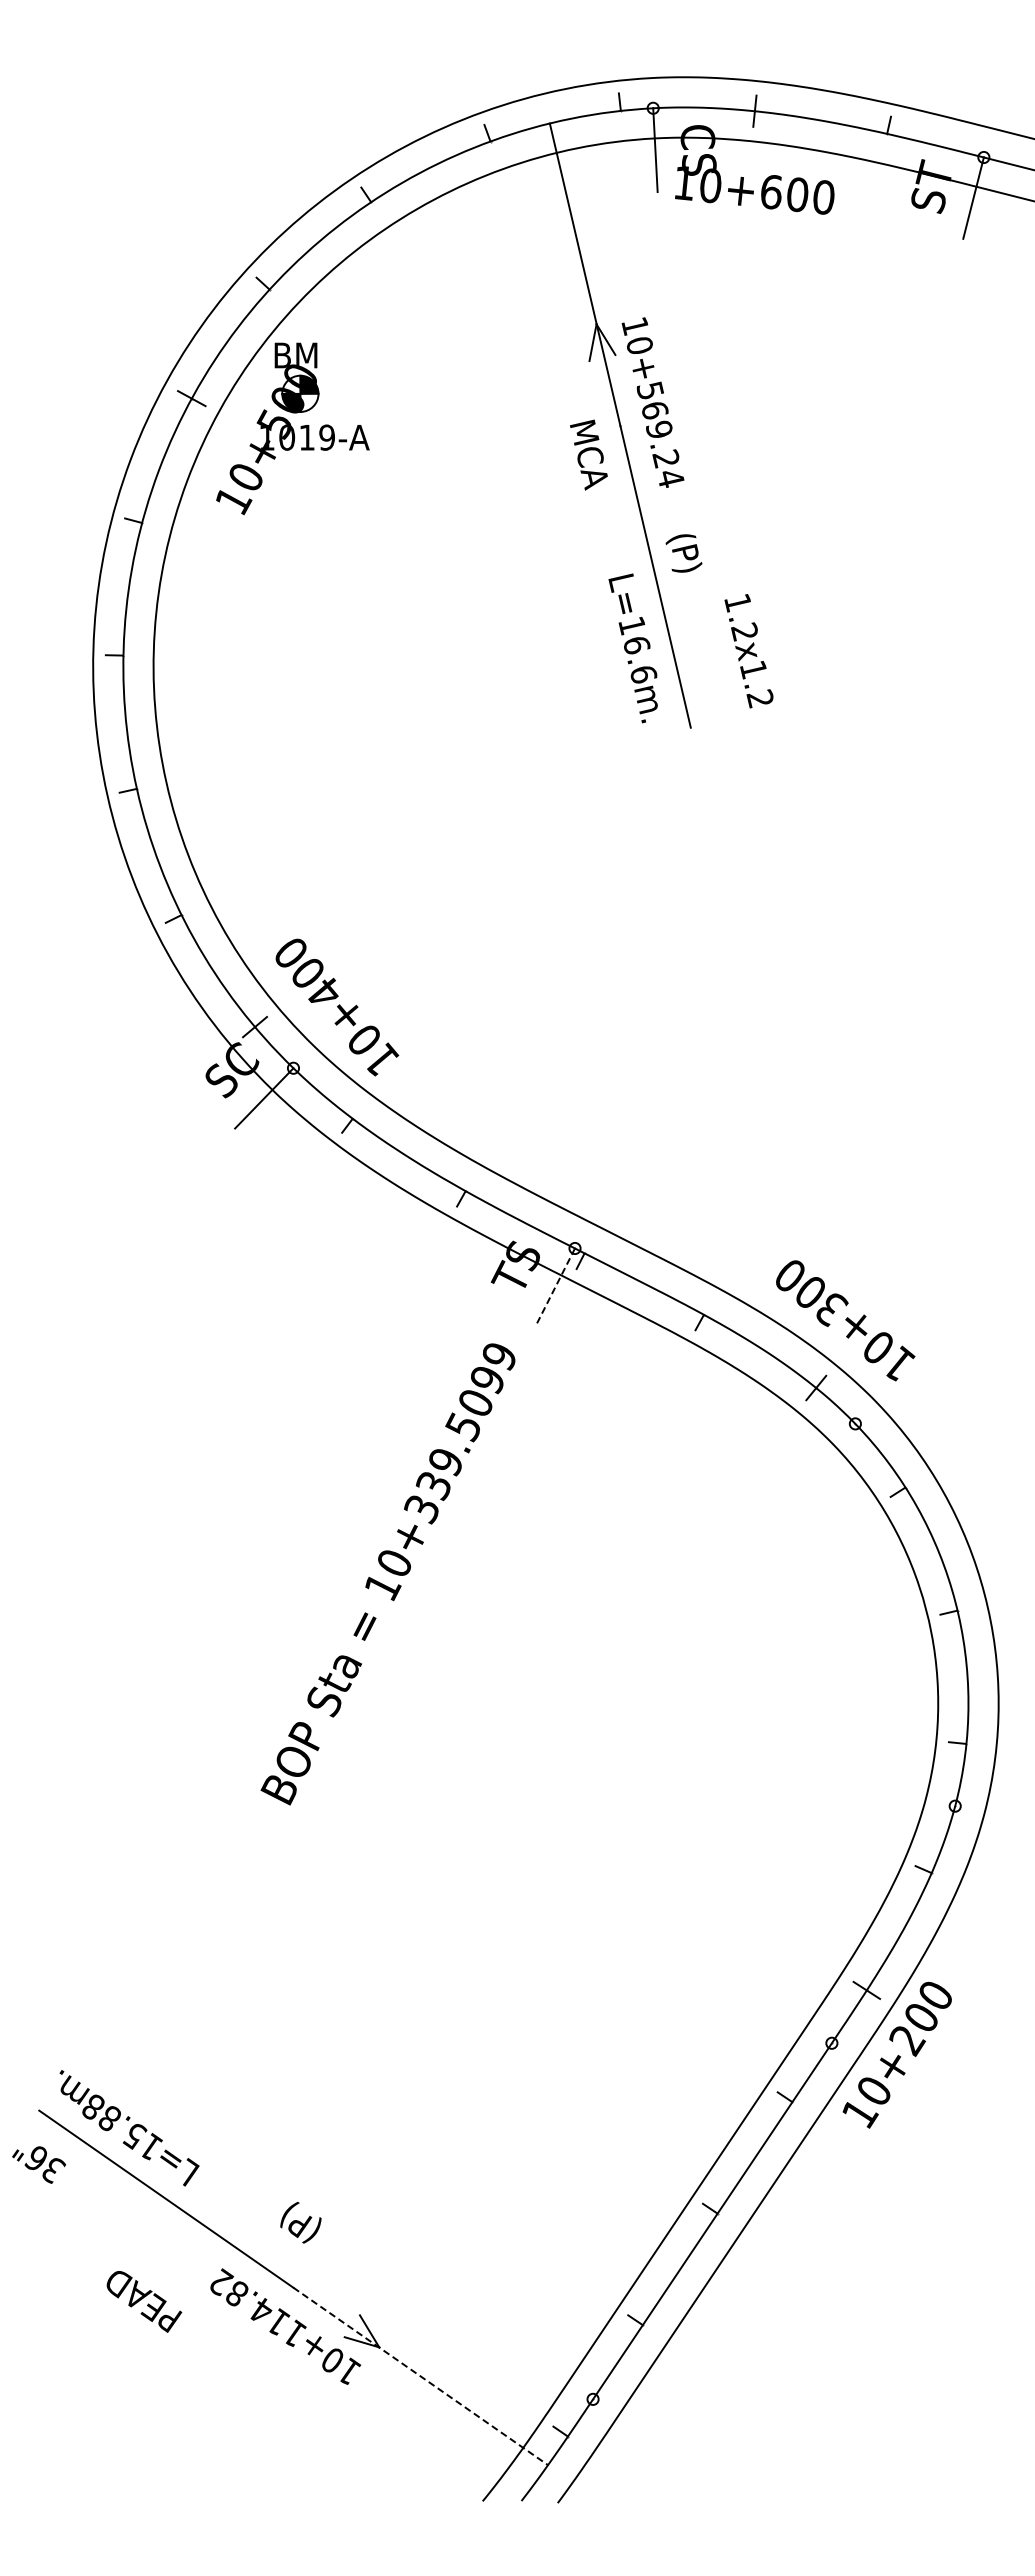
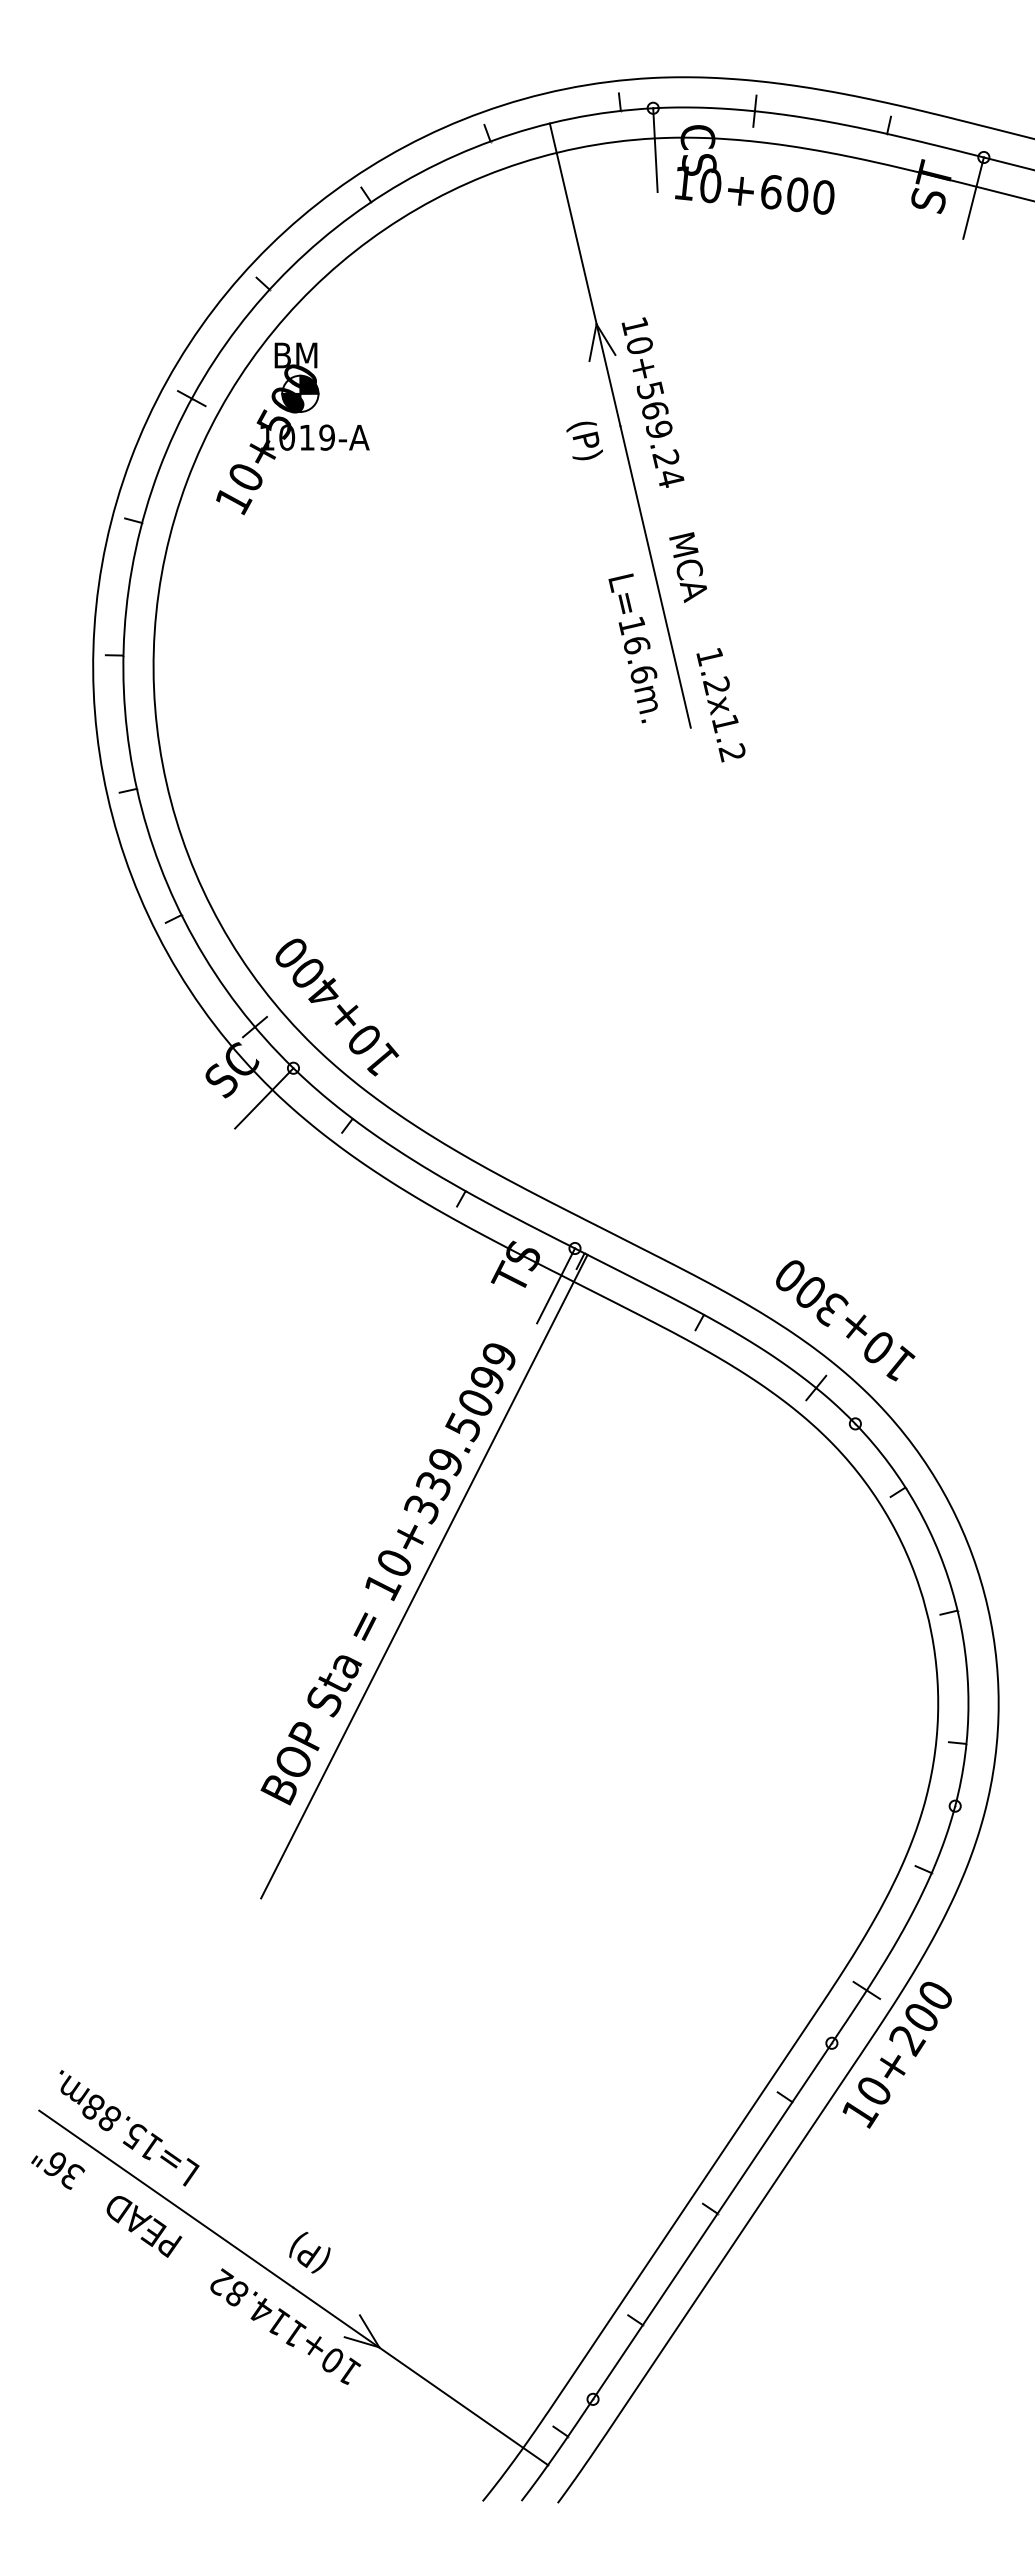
text: MCA -> (P) (586, 454)
text: (P) -> MCA (686, 567)
text position: (748, 651) -> (720, 705) (720, 705)
line: dashed -> solid (556, 1285)
line: none -> present (424, 1576)
text position: (39, 2164) -> (58, 2170) (58, 2170)
text position: (300, 2222) -> (309, 2252) (309, 2252)
text position: (144, 2301) -> (144, 2226) (144, 2226)
line: dashed -> solid (421, 2376)
